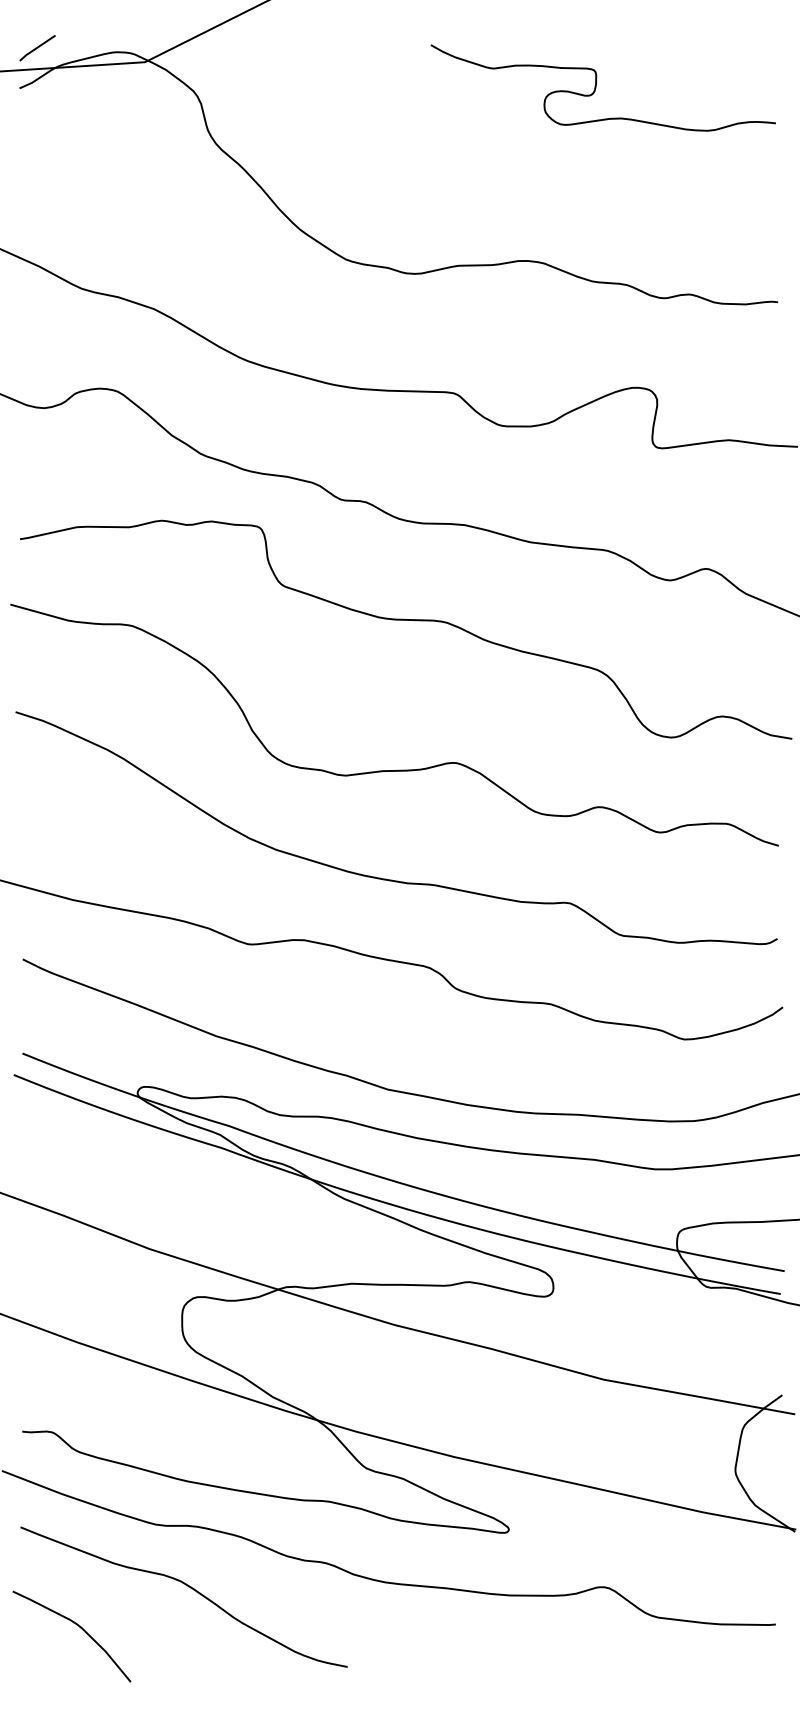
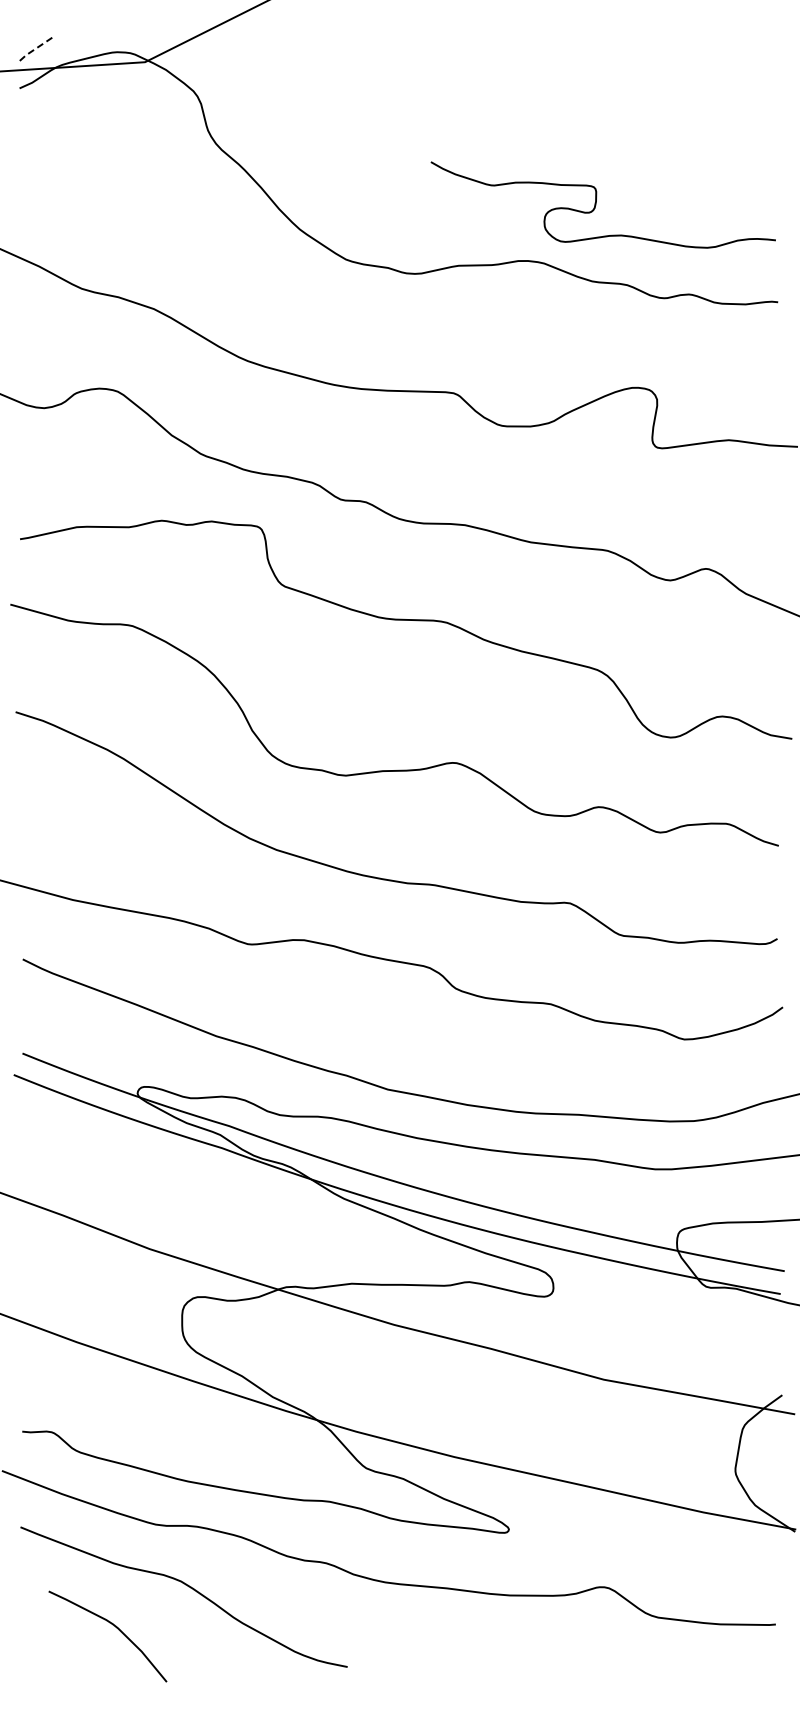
line: solid -> dashed (36, 48)
curve position: (596, 87) -> (596, 204) (596, 204)
curve position: (79, 1627) -> (115, 1627) (115, 1627)
